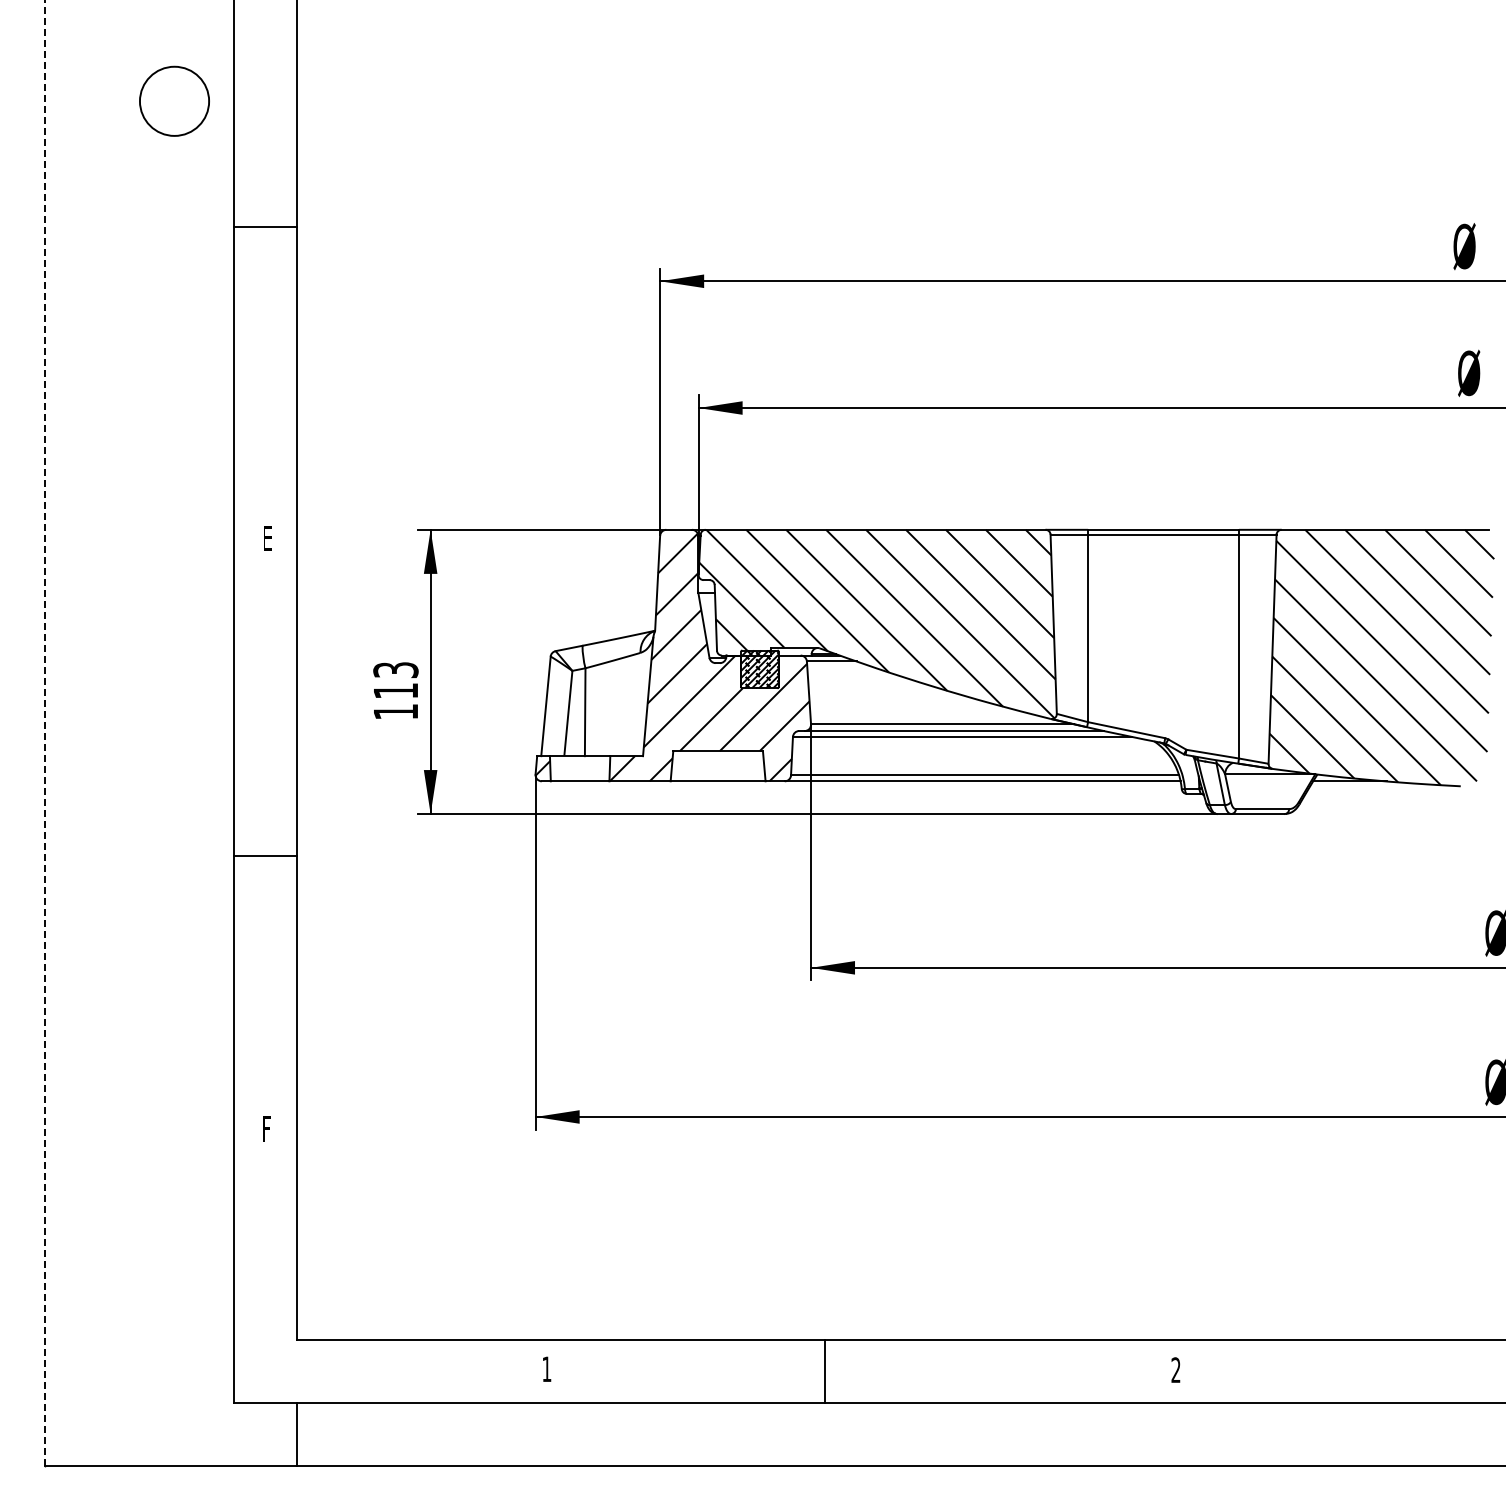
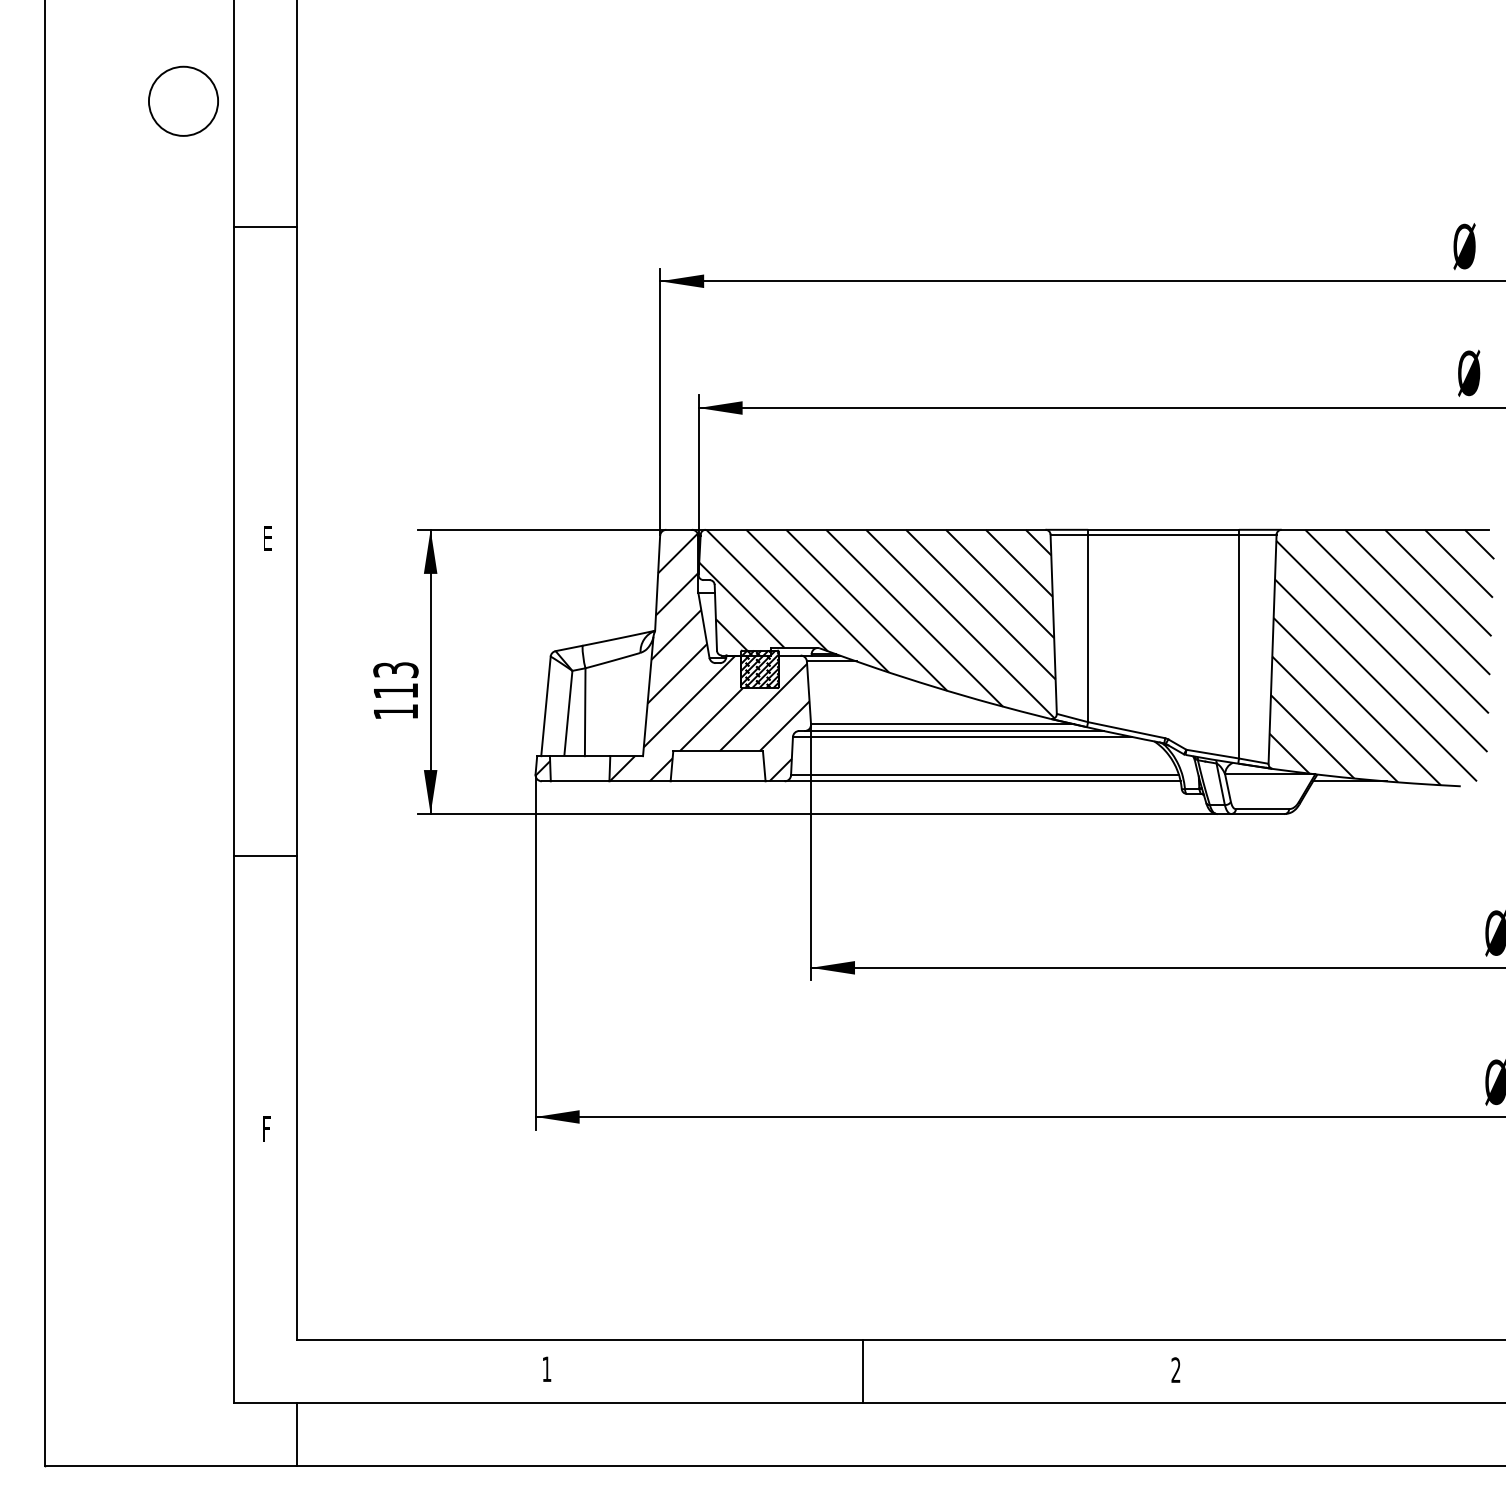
circle position: (174, 100) -> (183, 100) (183, 100)
line: dashed -> solid (45, 732)
line position: (824, 1370) -> (862, 1370) (862, 1370)
